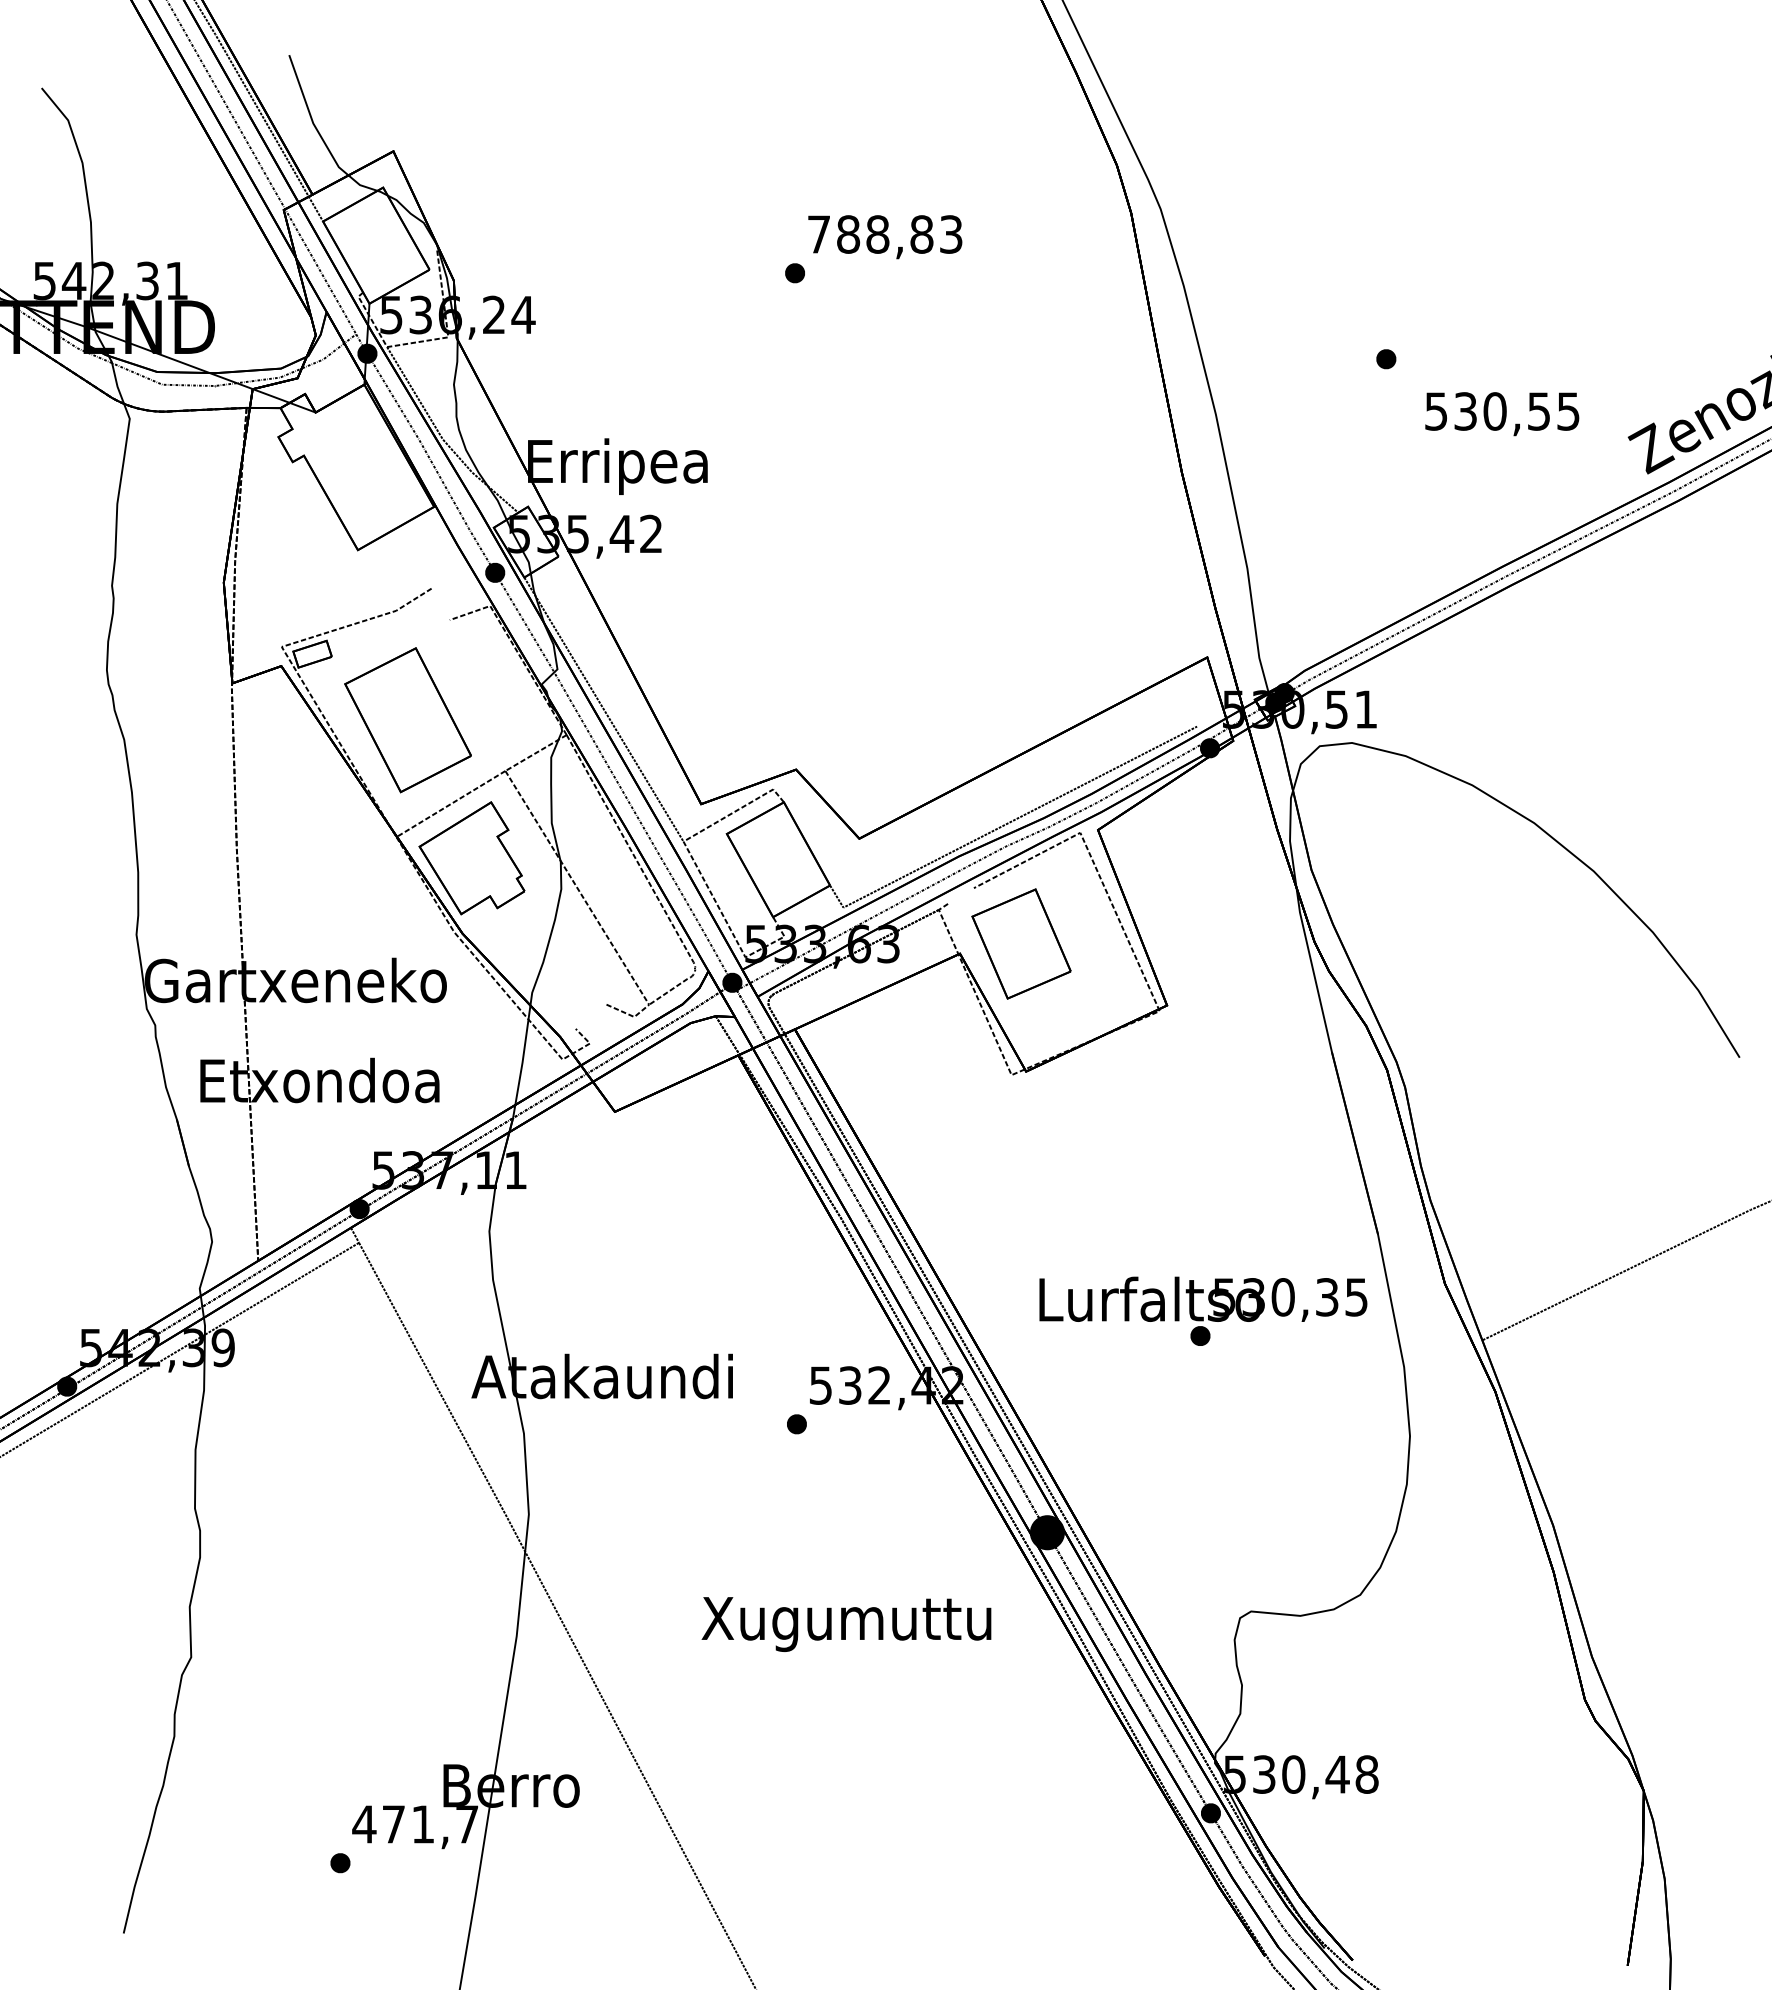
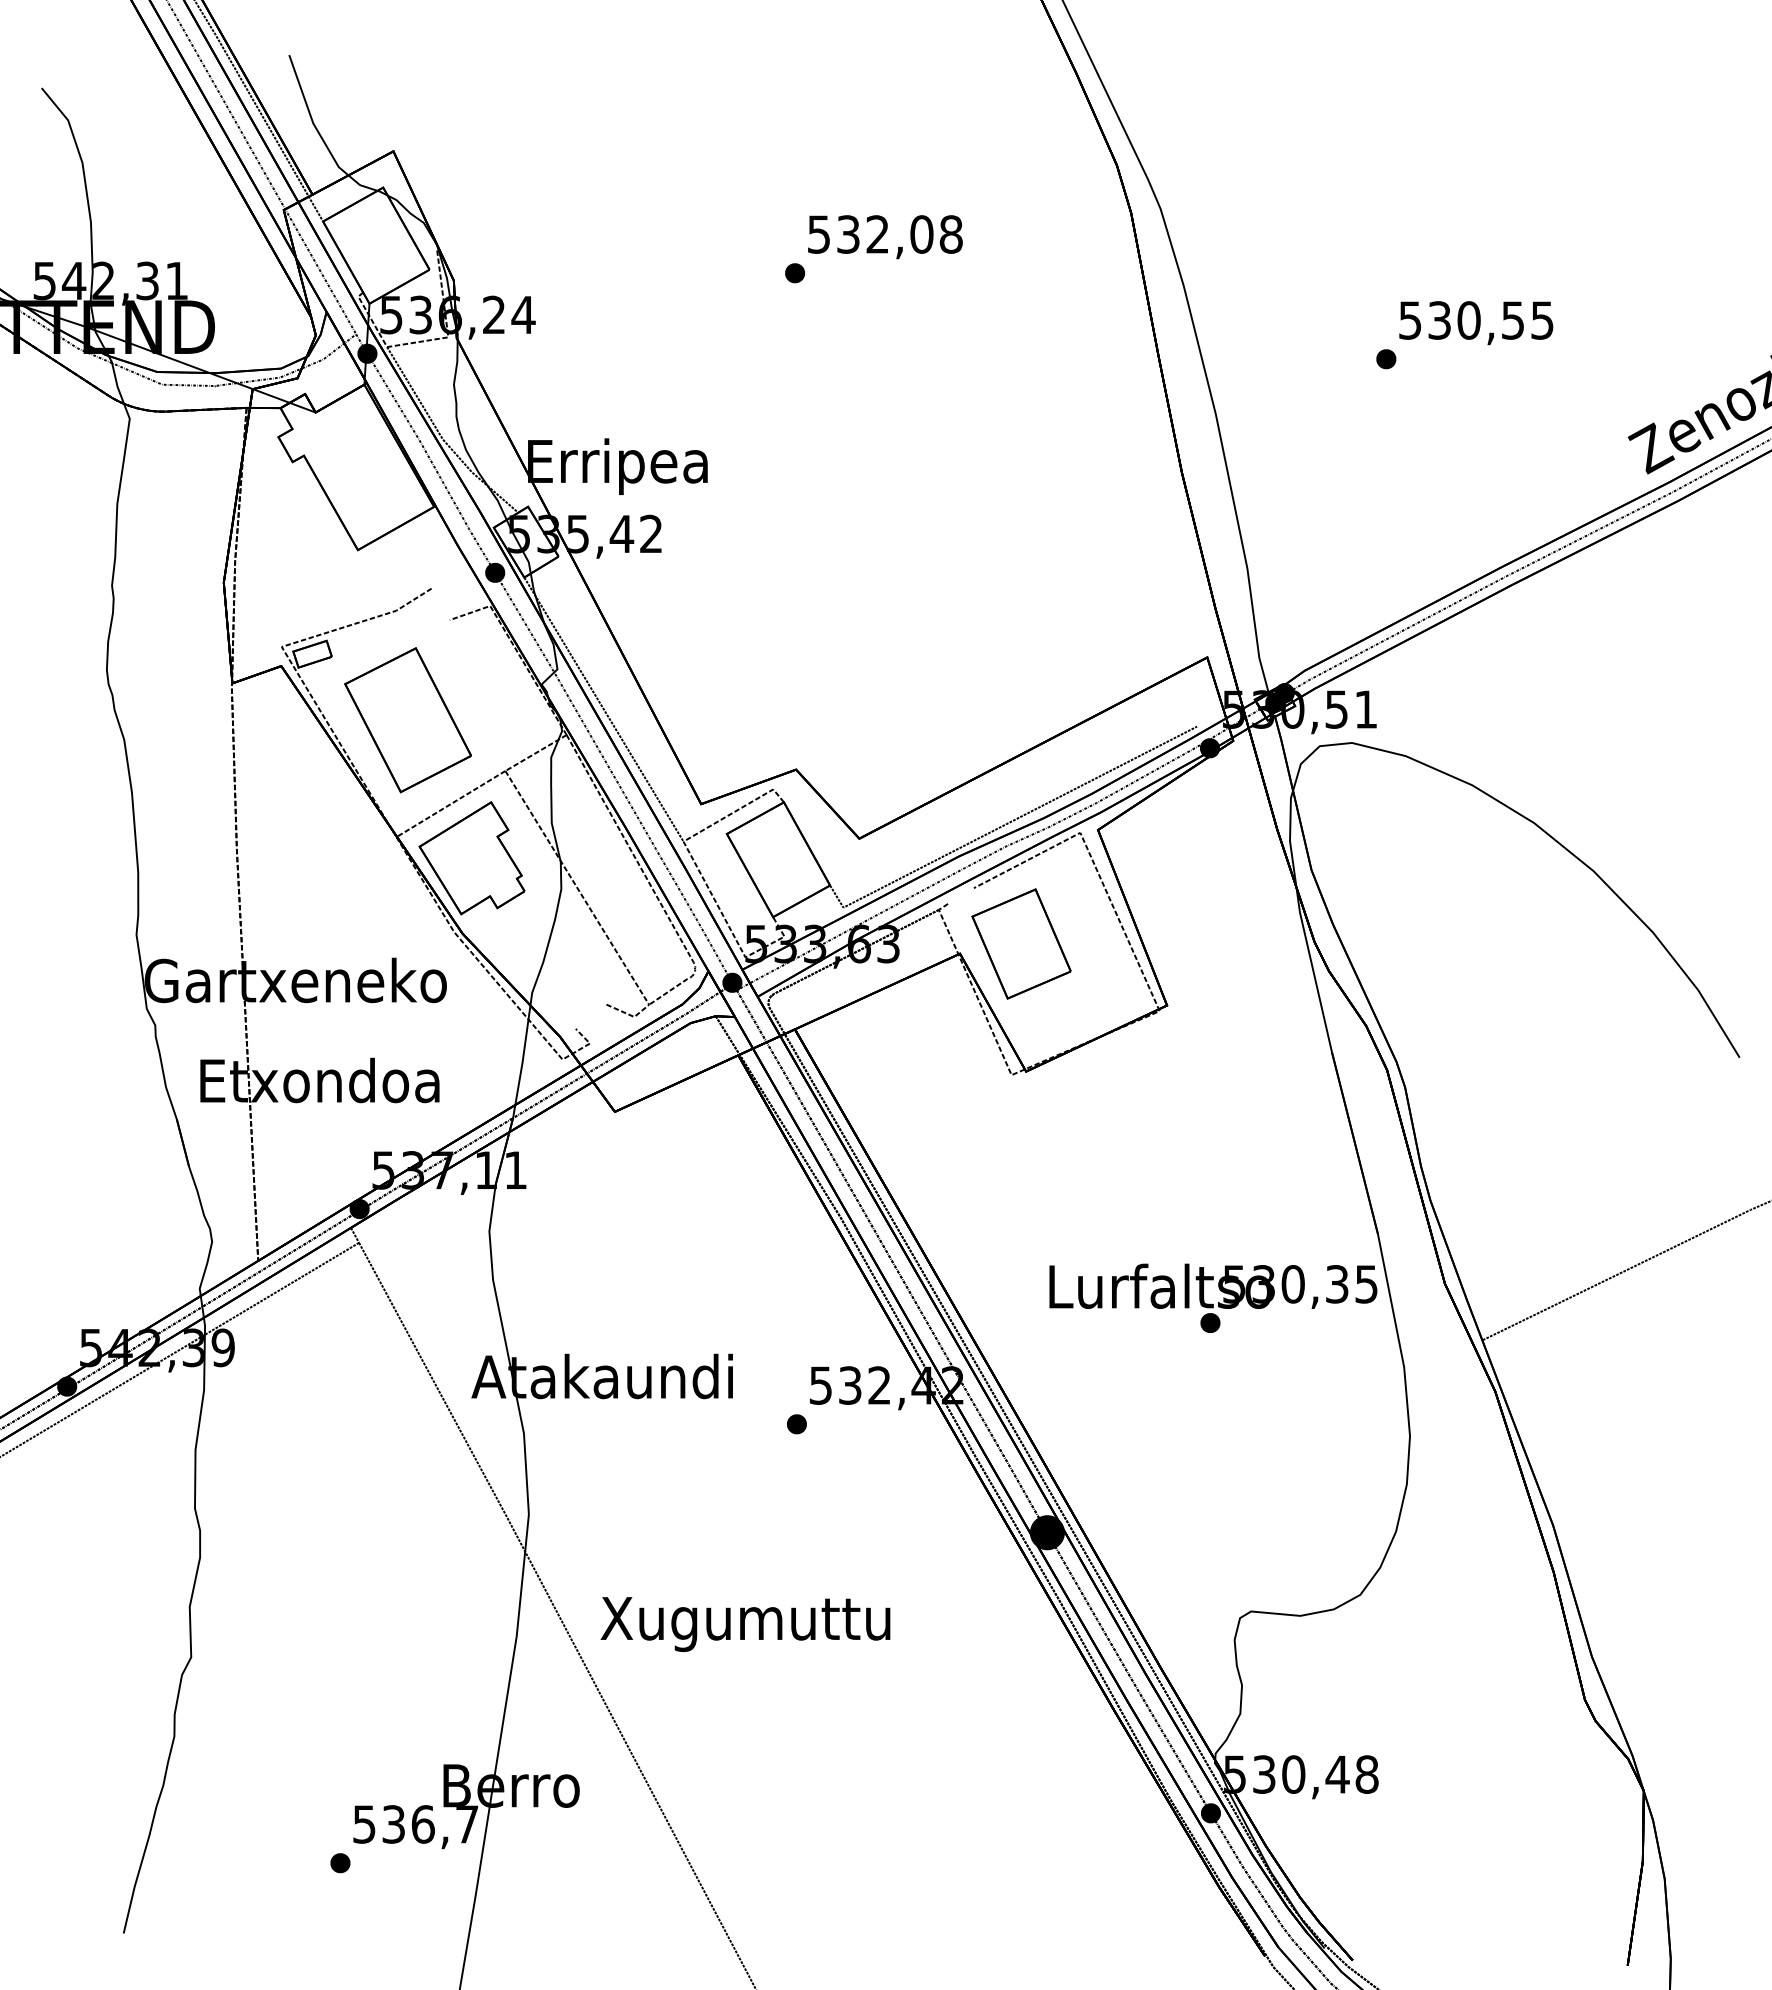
text: 788,83 -> 532,08 (885, 234)
text position: (1502, 414) -> (1476, 323) (1476, 323)
text position: (1203, 1310) -> (1213, 1297) (1213, 1297)
text position: (846, 1624) -> (745, 1624) (745, 1624)
text: 471,7 -> 536,7 (393, 1824)
